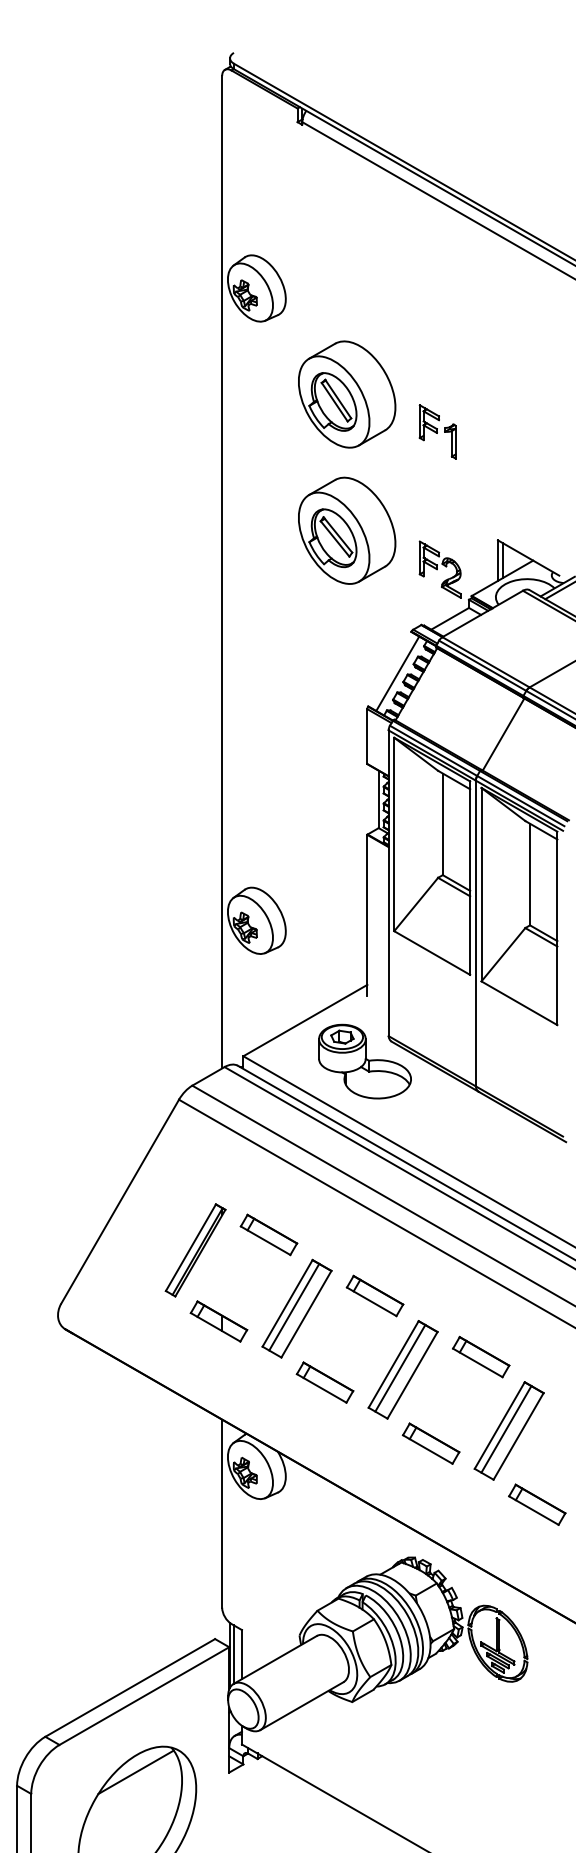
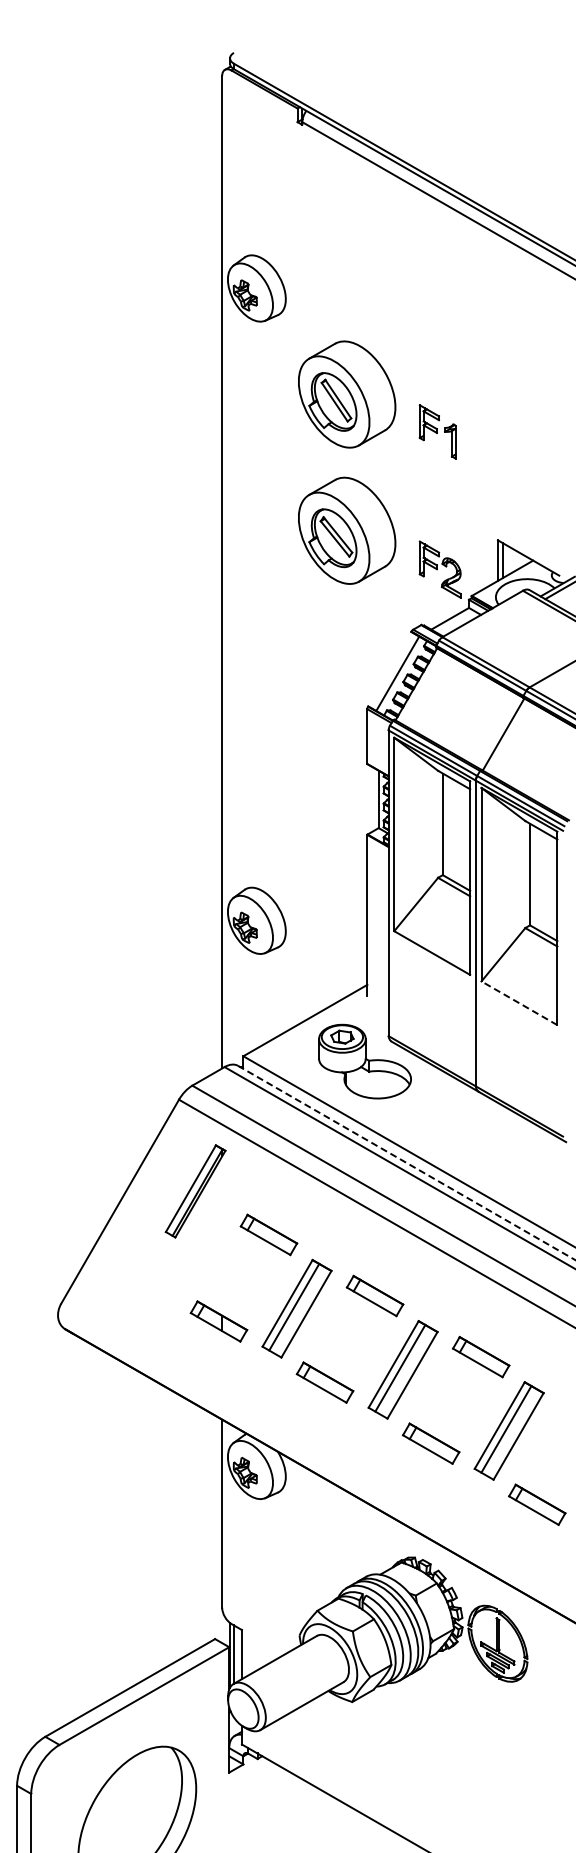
line: solid -> dashed (519, 1003)
line: solid -> dashed (406, 1163)
part position: (195, 1250) -> (195, 1191) (195, 1191)
line: present -> none (135, 1772)
